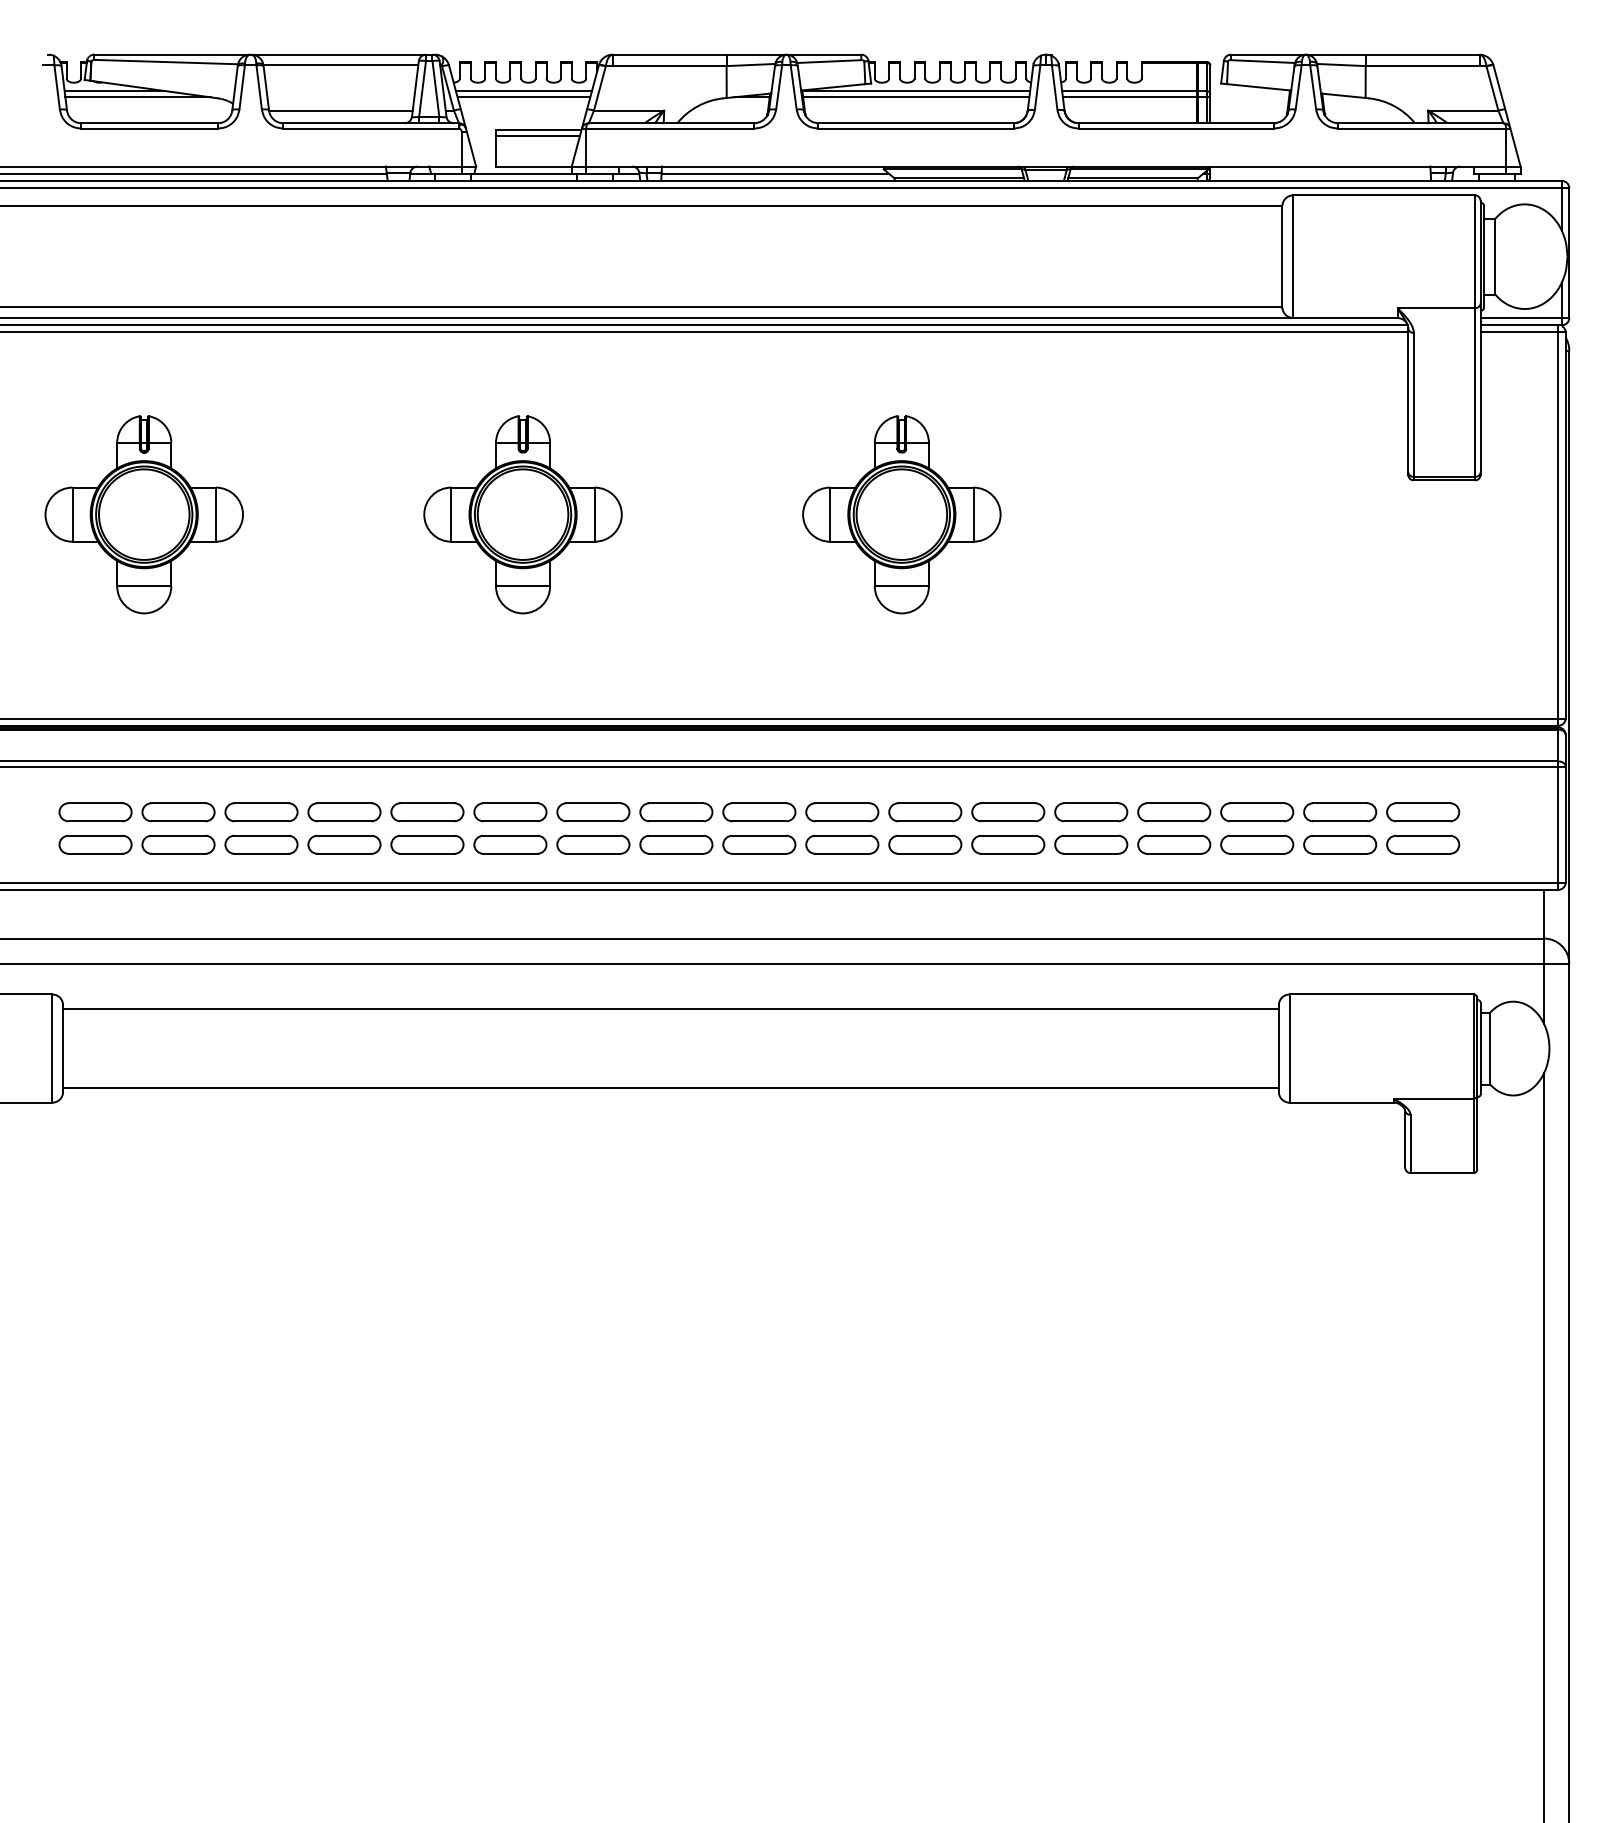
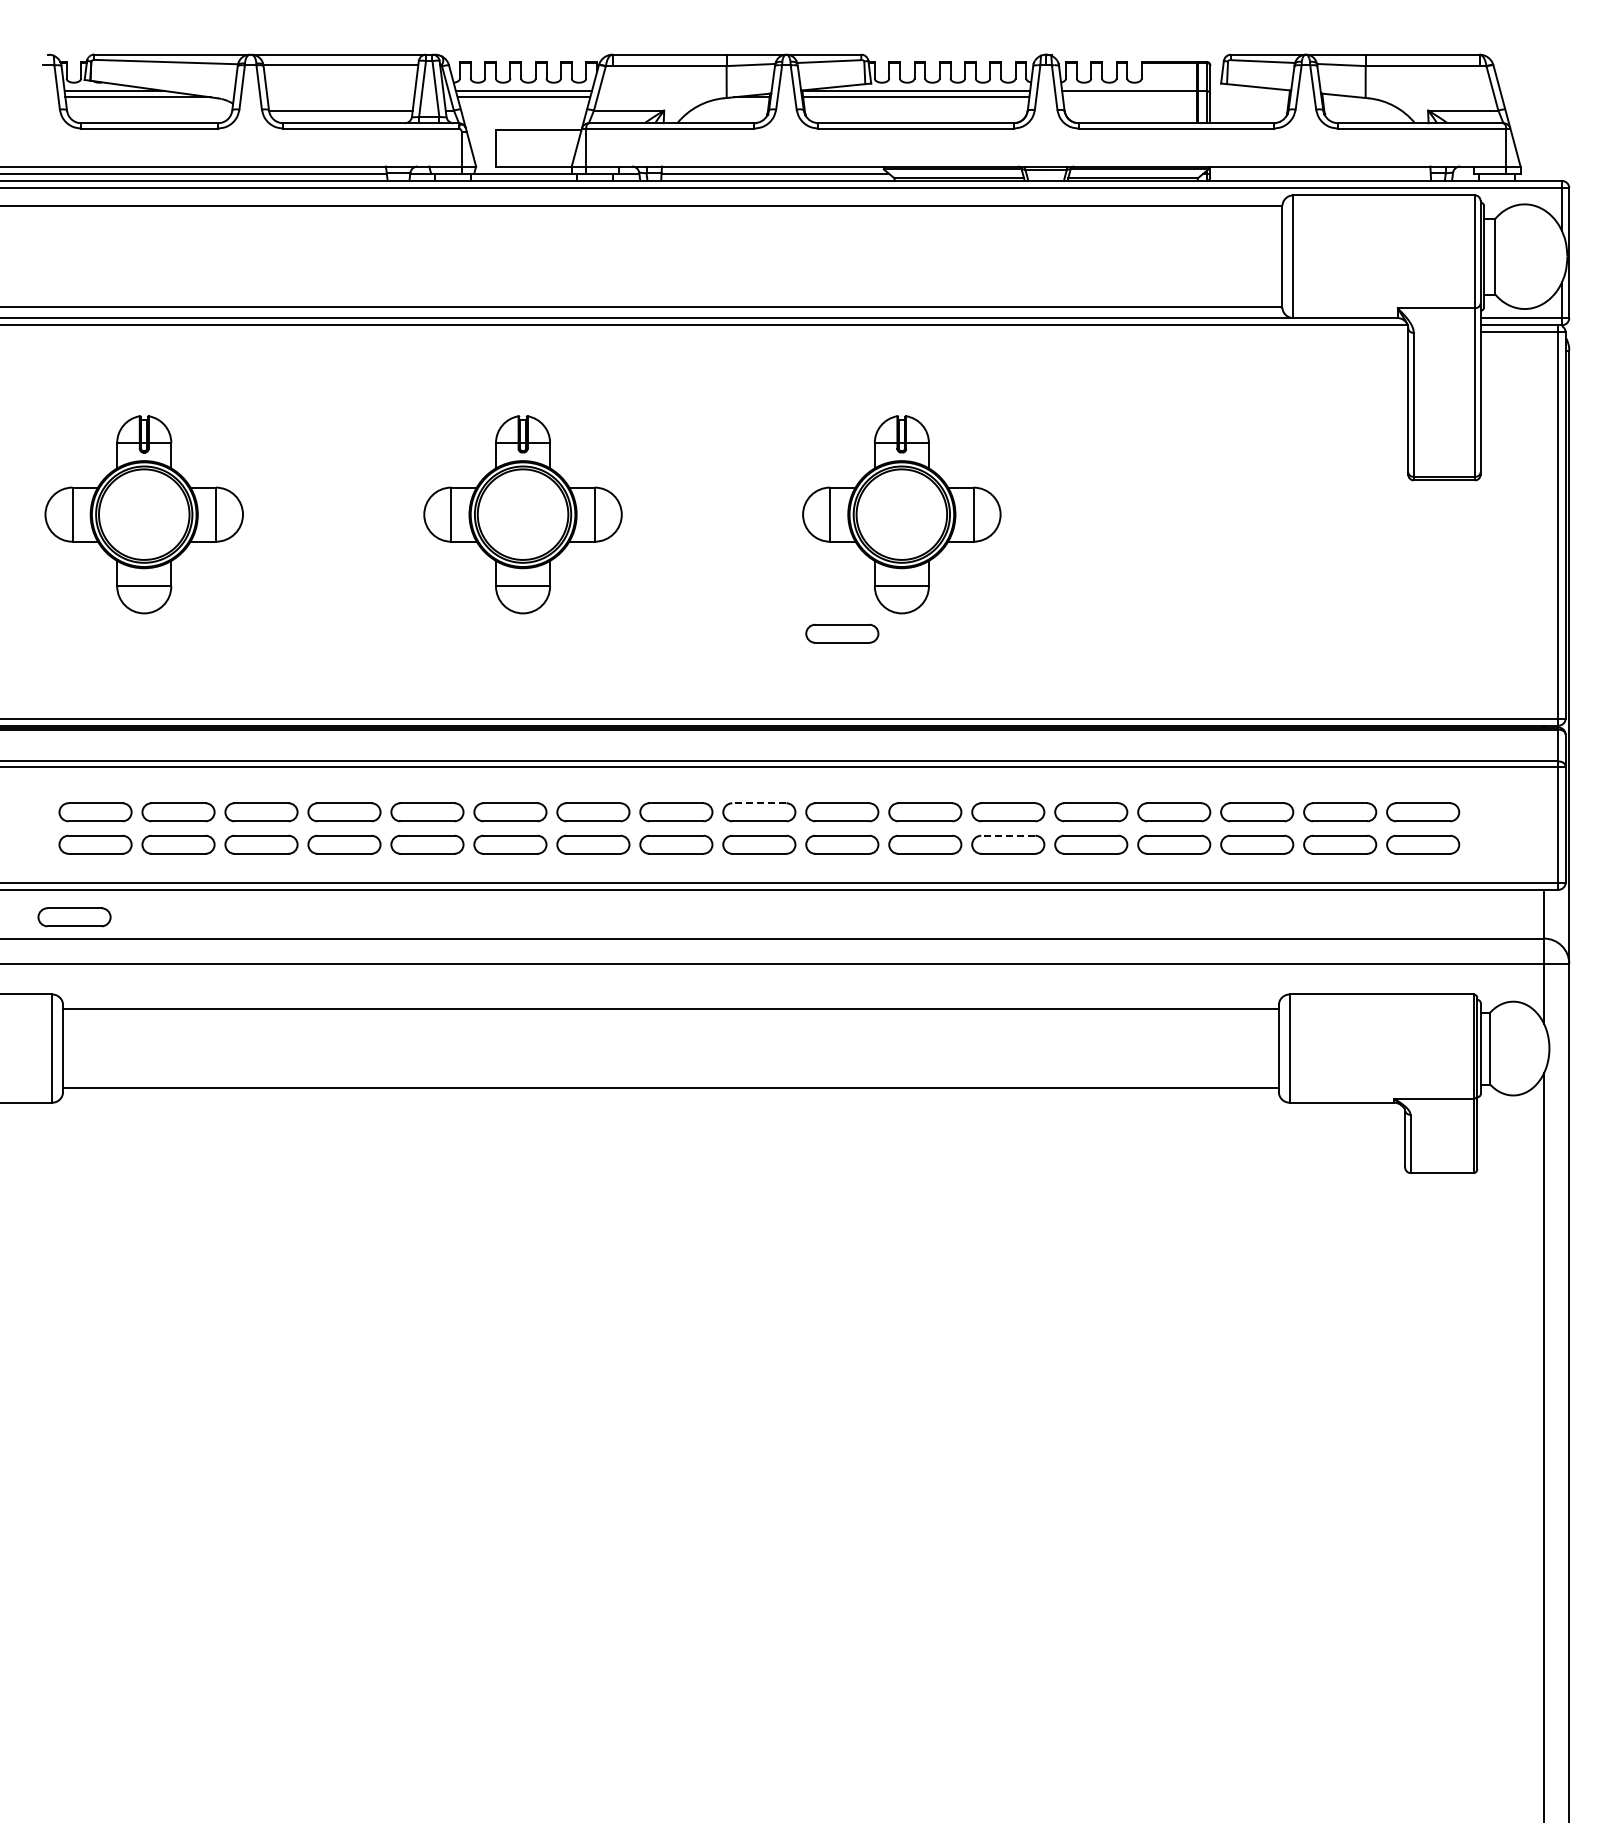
line: present -> none (1136, 97)
line: present -> none (537, 135)
line: present -> none (705, 332)
part: none -> present (842, 633)
line: solid -> dashed (758, 803)
line: solid -> dashed (1007, 835)
part: none -> present (74, 917)
